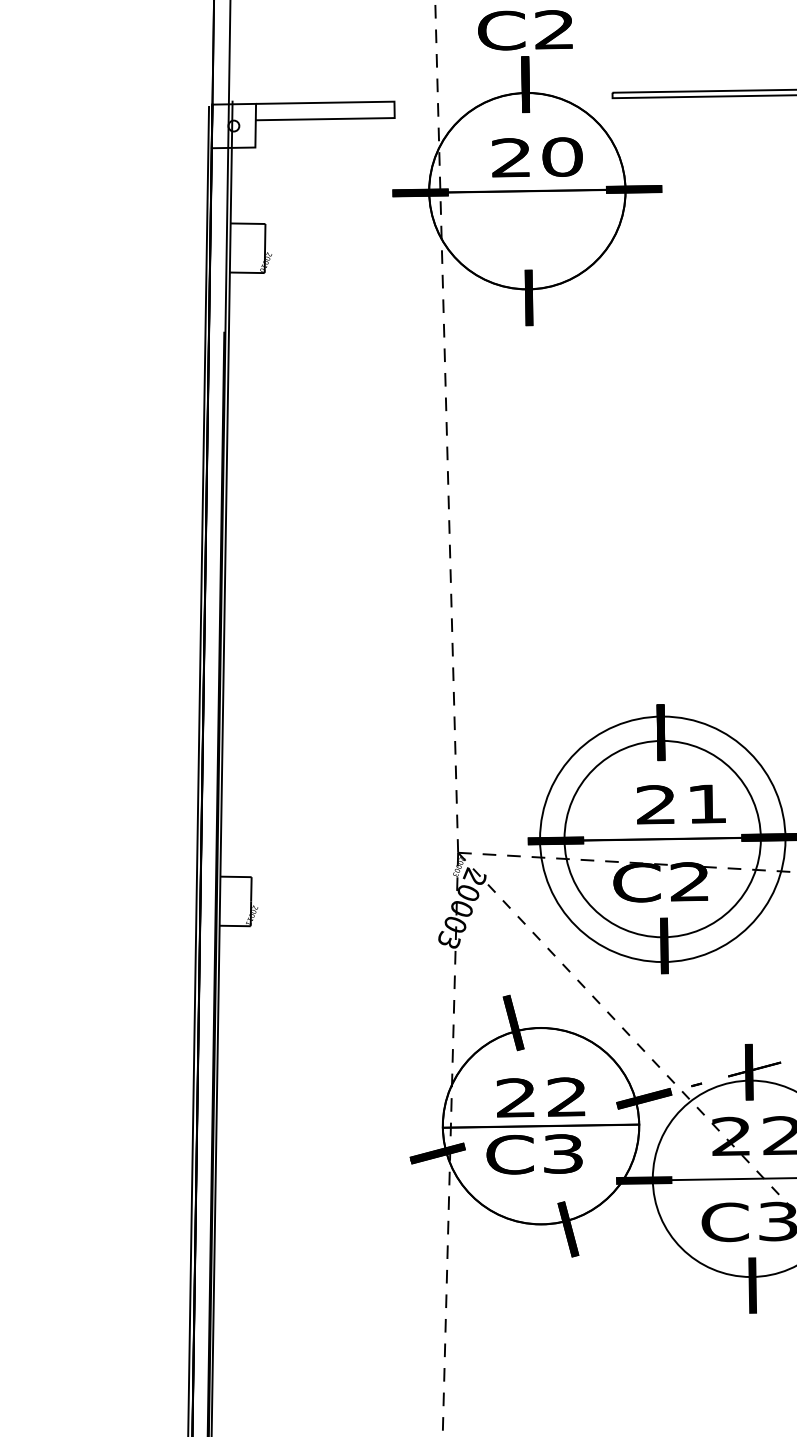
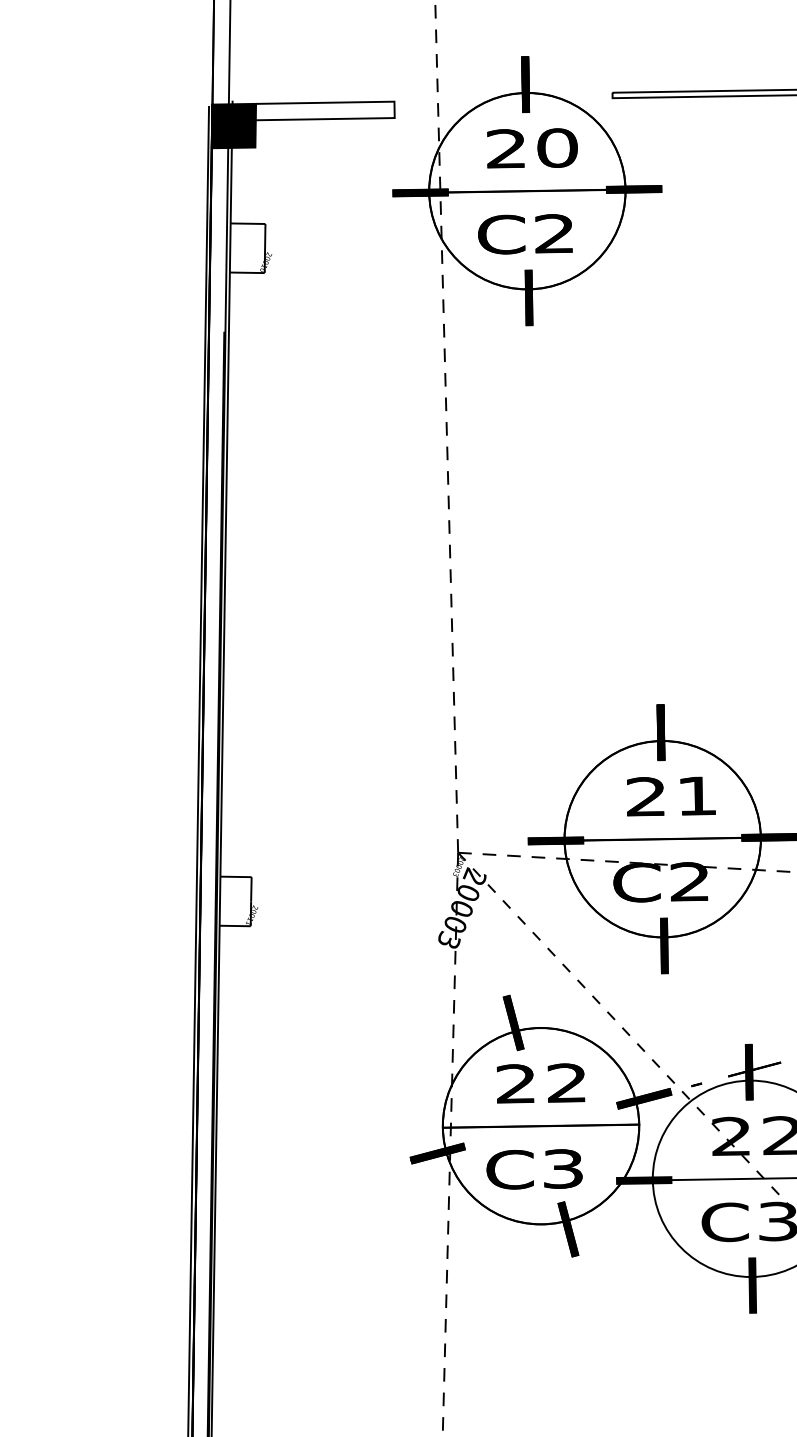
text position: (525, 30) -> (525, 234) (525, 234)
fill: none -> present (233, 125)
text position: (537, 157) -> (532, 148) (532, 148)
text position: (681, 804) -> (671, 796) (671, 796)
circle diameter: 245 px -> 196 px (662, 839)
text position: (540, 1097) -> (540, 1083) (540, 1083)
text position: (534, 1154) -> (534, 1169) (534, 1169)
